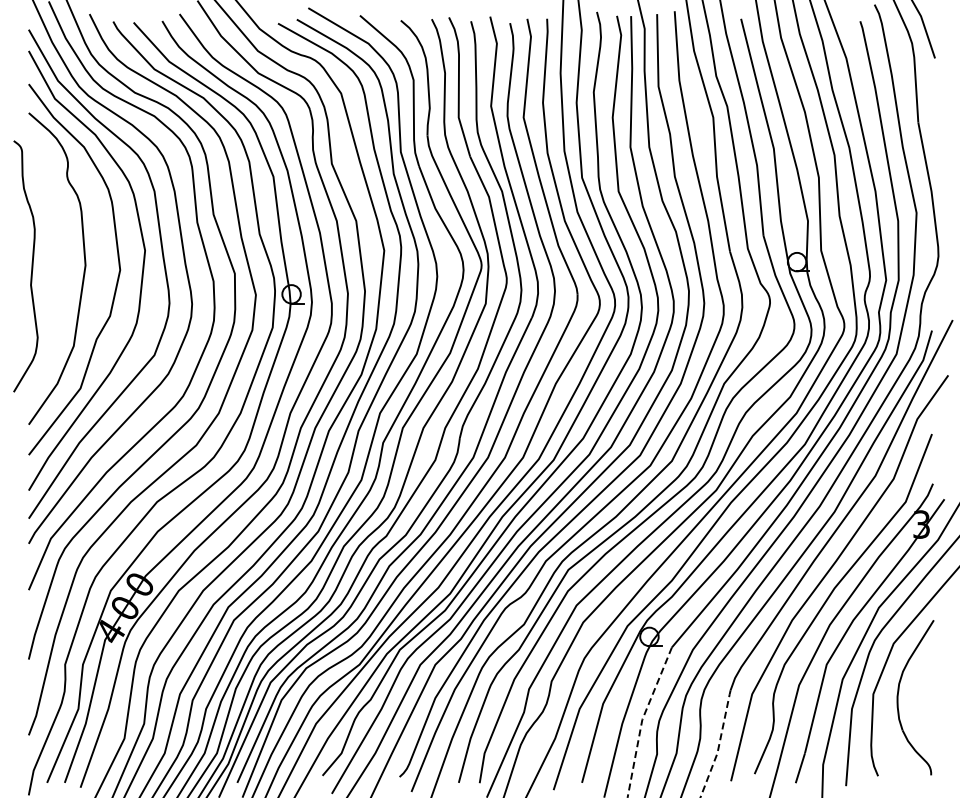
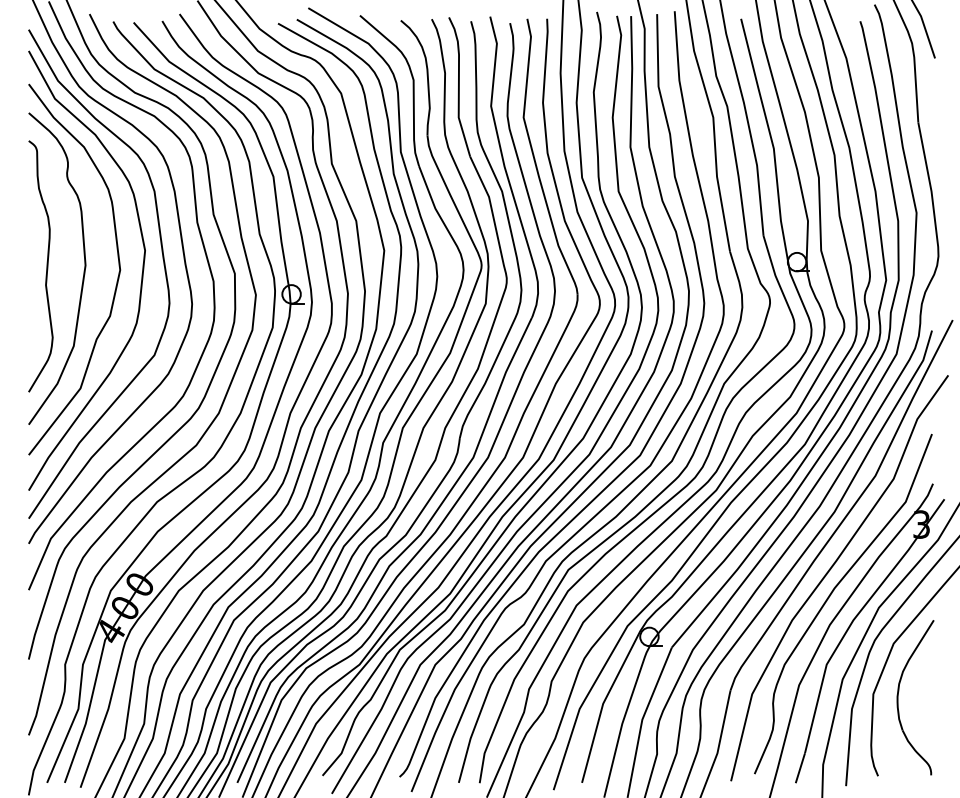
curve position: (31, 266) -> (46, 266) (46, 266)
line: dashed -> solid (642, 719)
line: dashed -> solid (719, 744)
